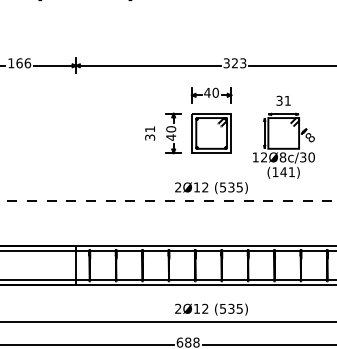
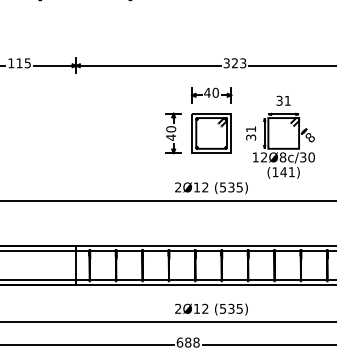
text: 166 -> 115 (23, 63)
text position: (150, 133) -> (251, 133) (251, 133)
line: dashed -> solid (168, 201)
